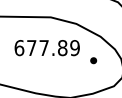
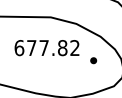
text: 677.89 -> 677.82 (74, 48)
